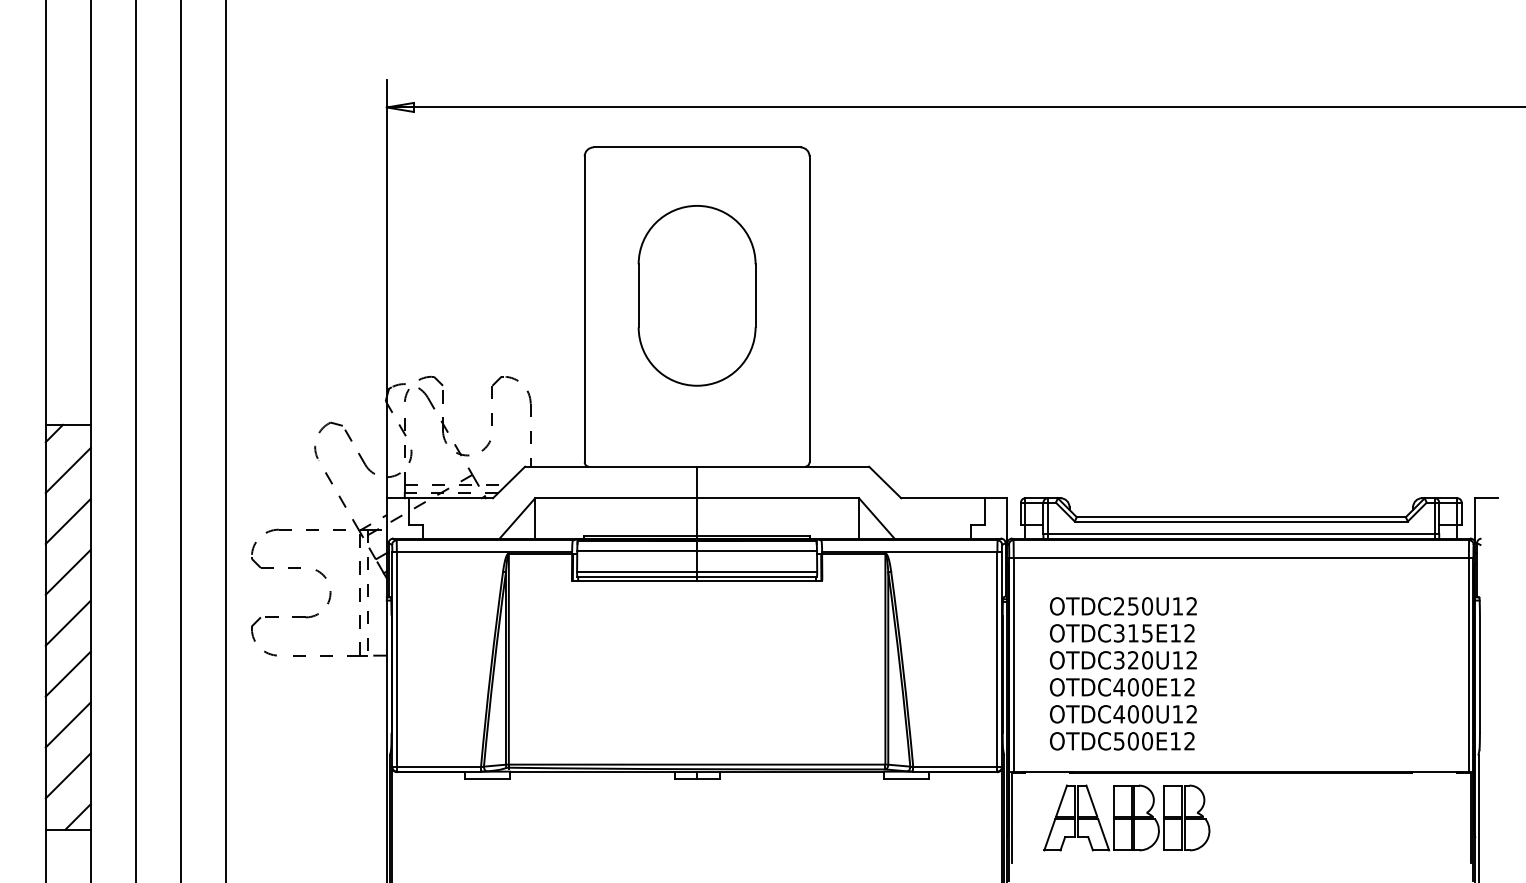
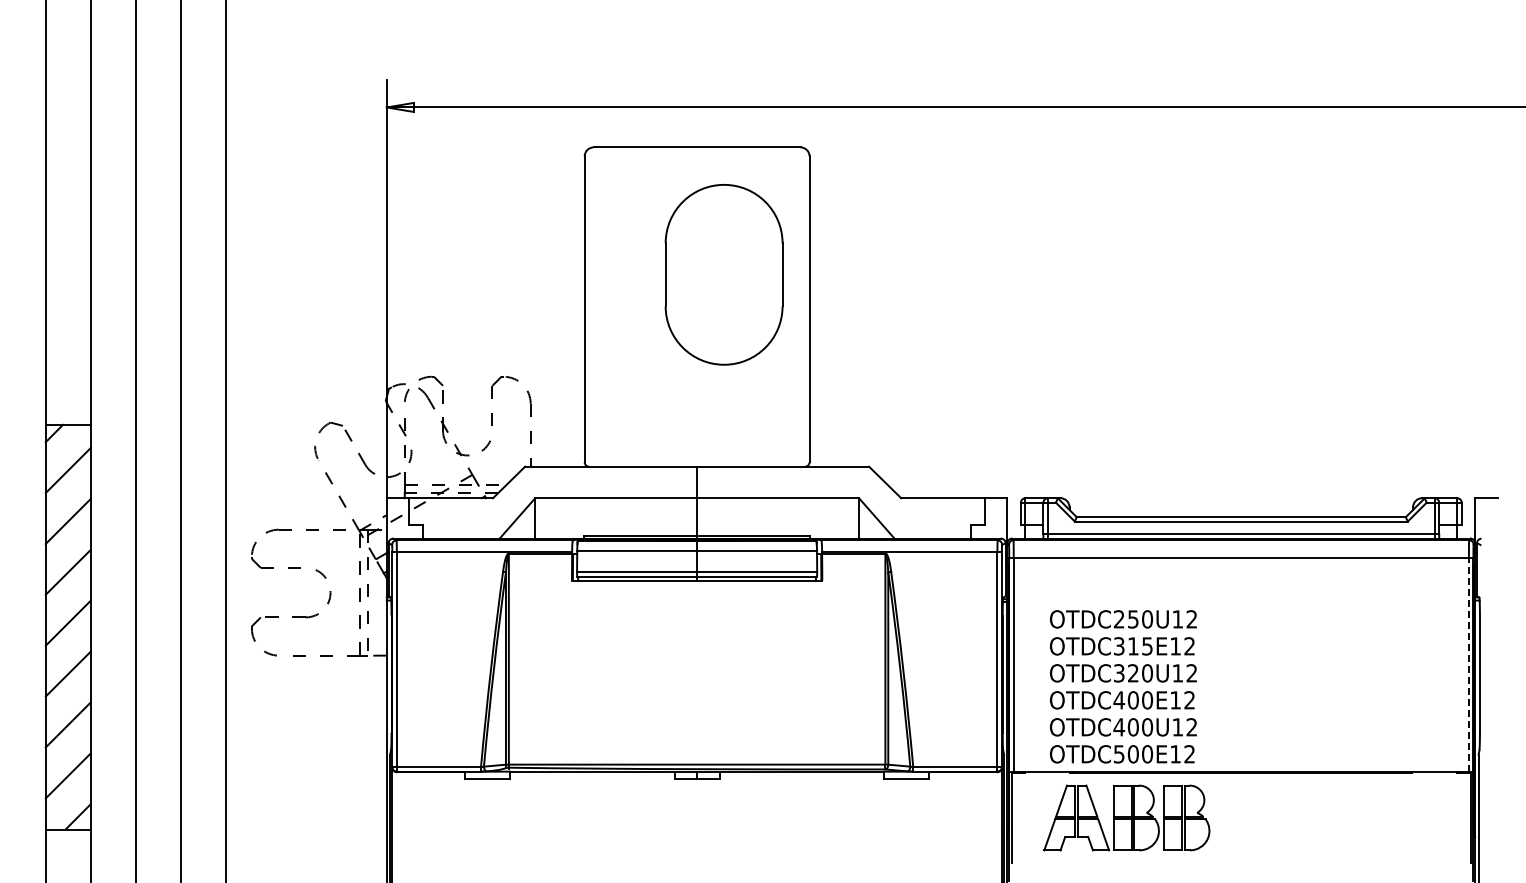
part position: (696, 295) -> (723, 274) (723, 274)
line: solid -> dashed (1468, 665)
text position: (1122, 673) -> (1122, 686) (1122, 686)
